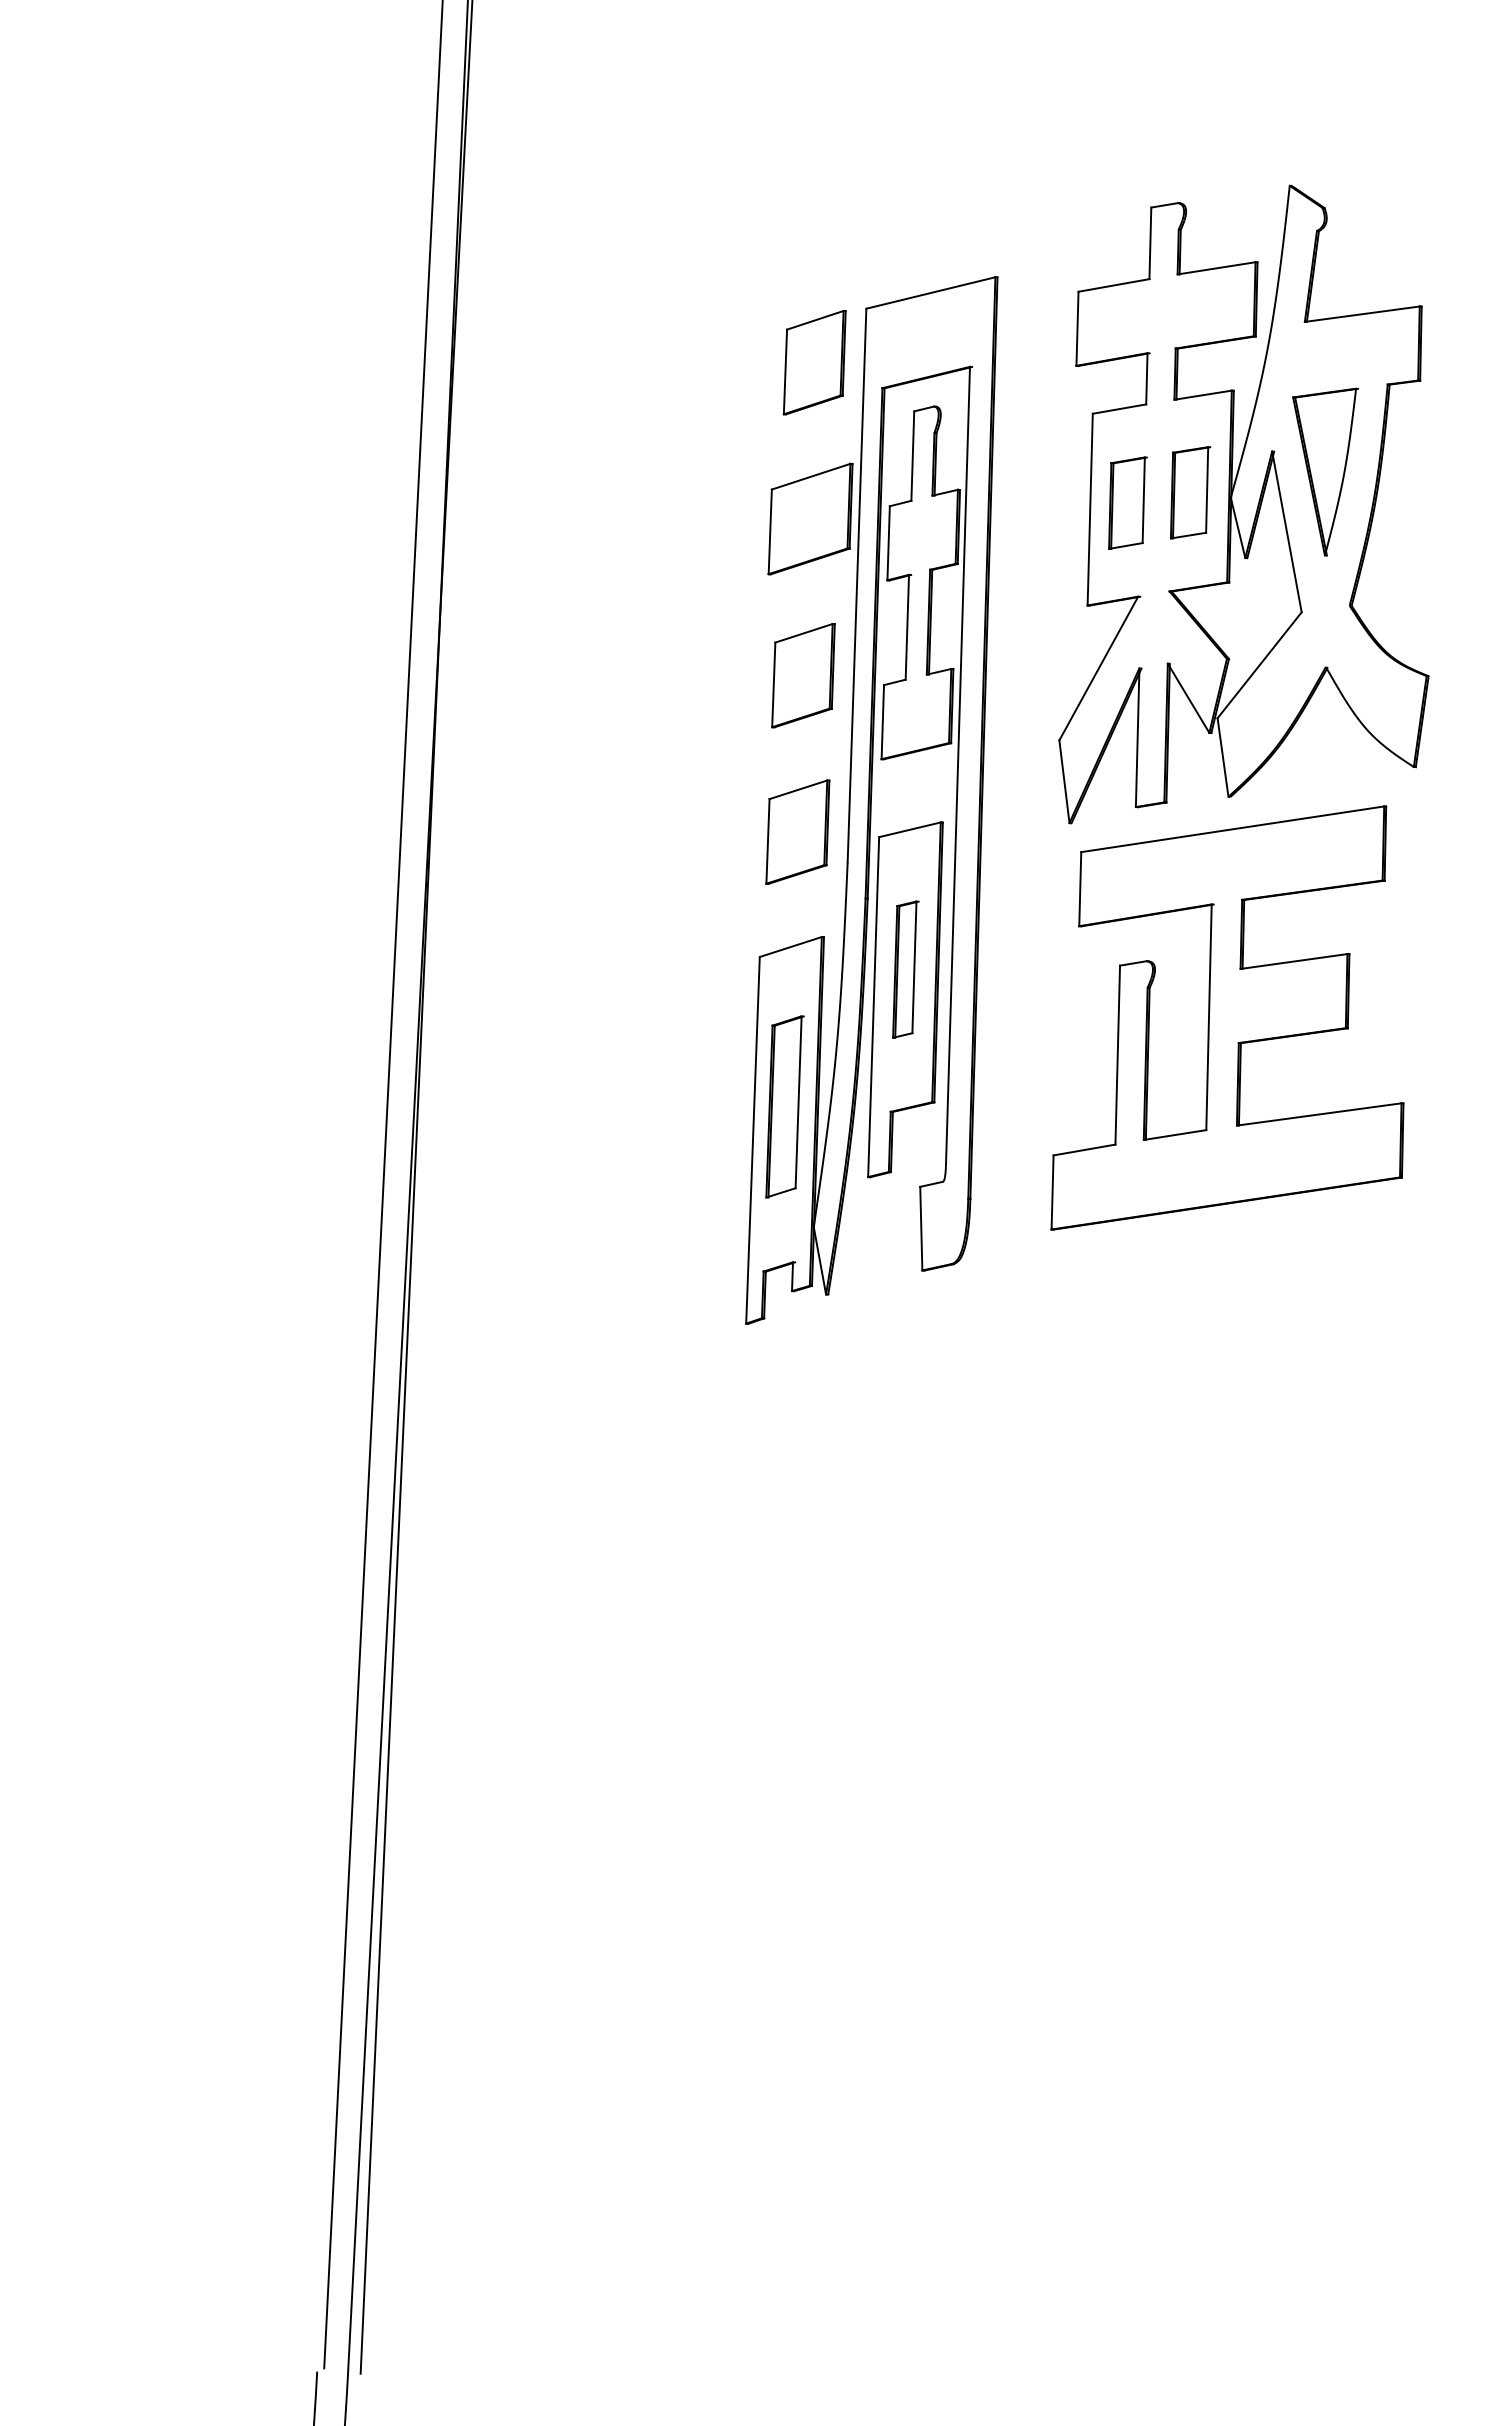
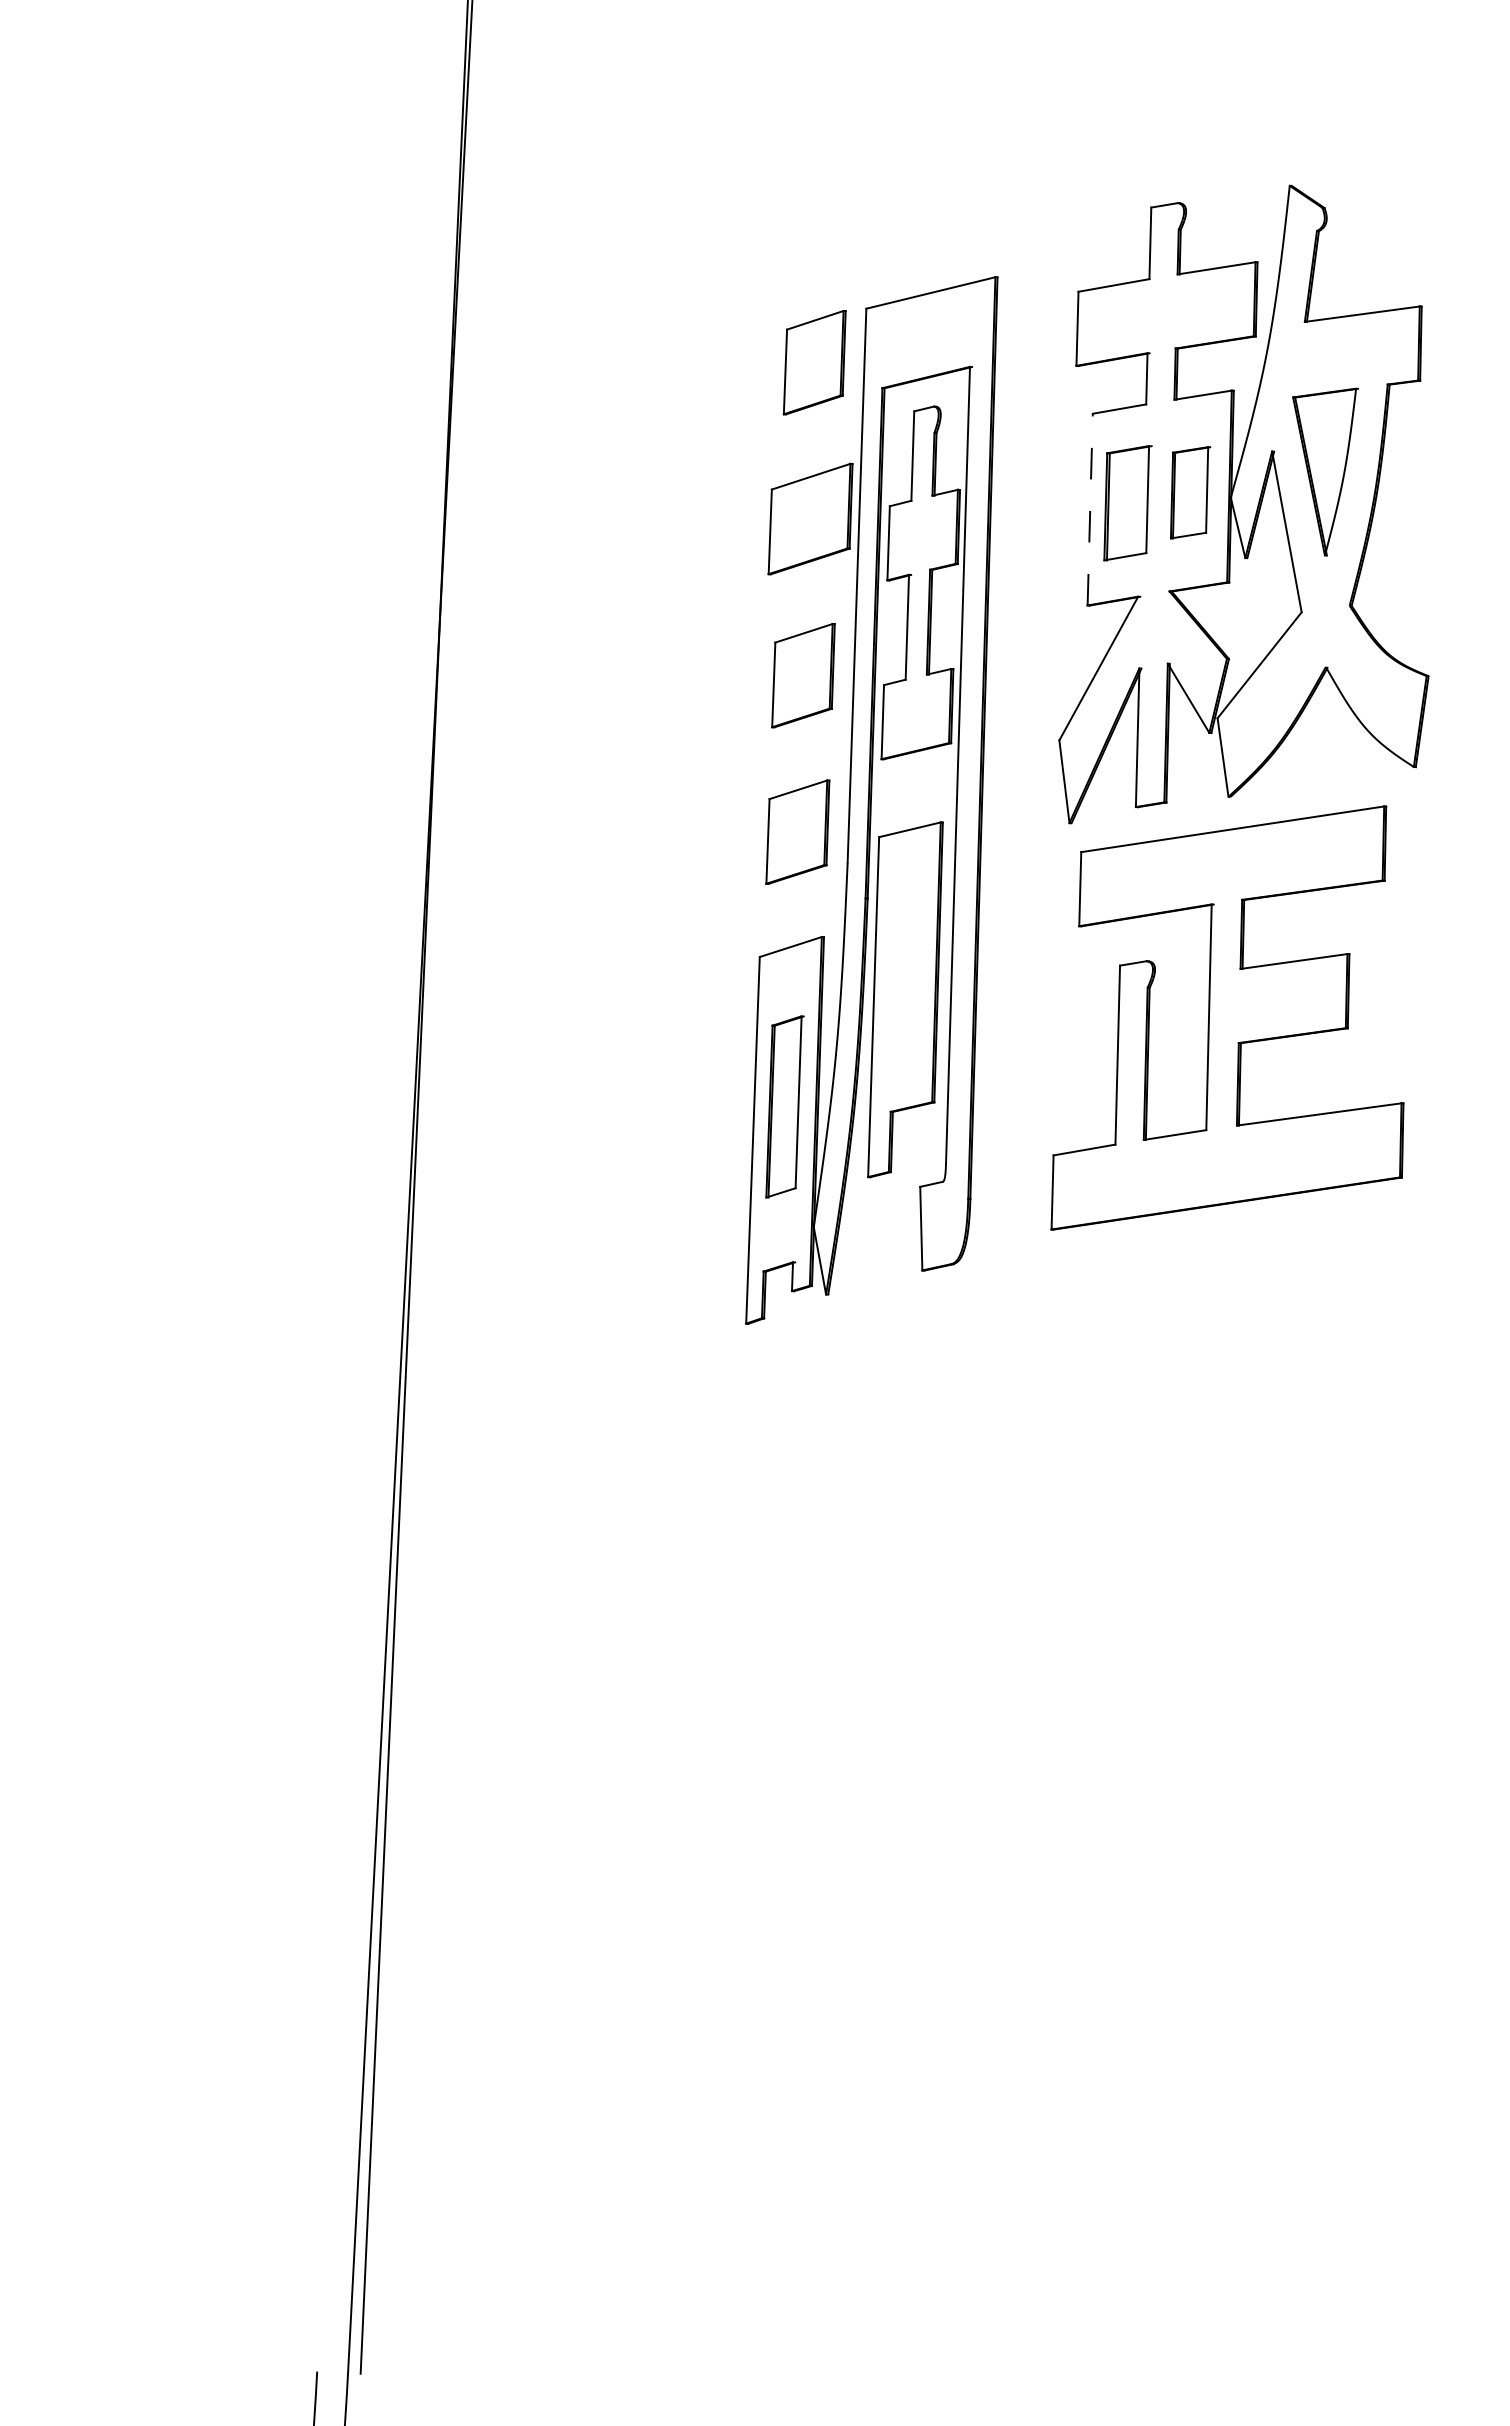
part size: 40x94 px -> 50x117 px (1127, 503)
line: solid -> dashed (1090, 509)
part: present -> none (905, 969)
line: present -> none (383, 1185)
